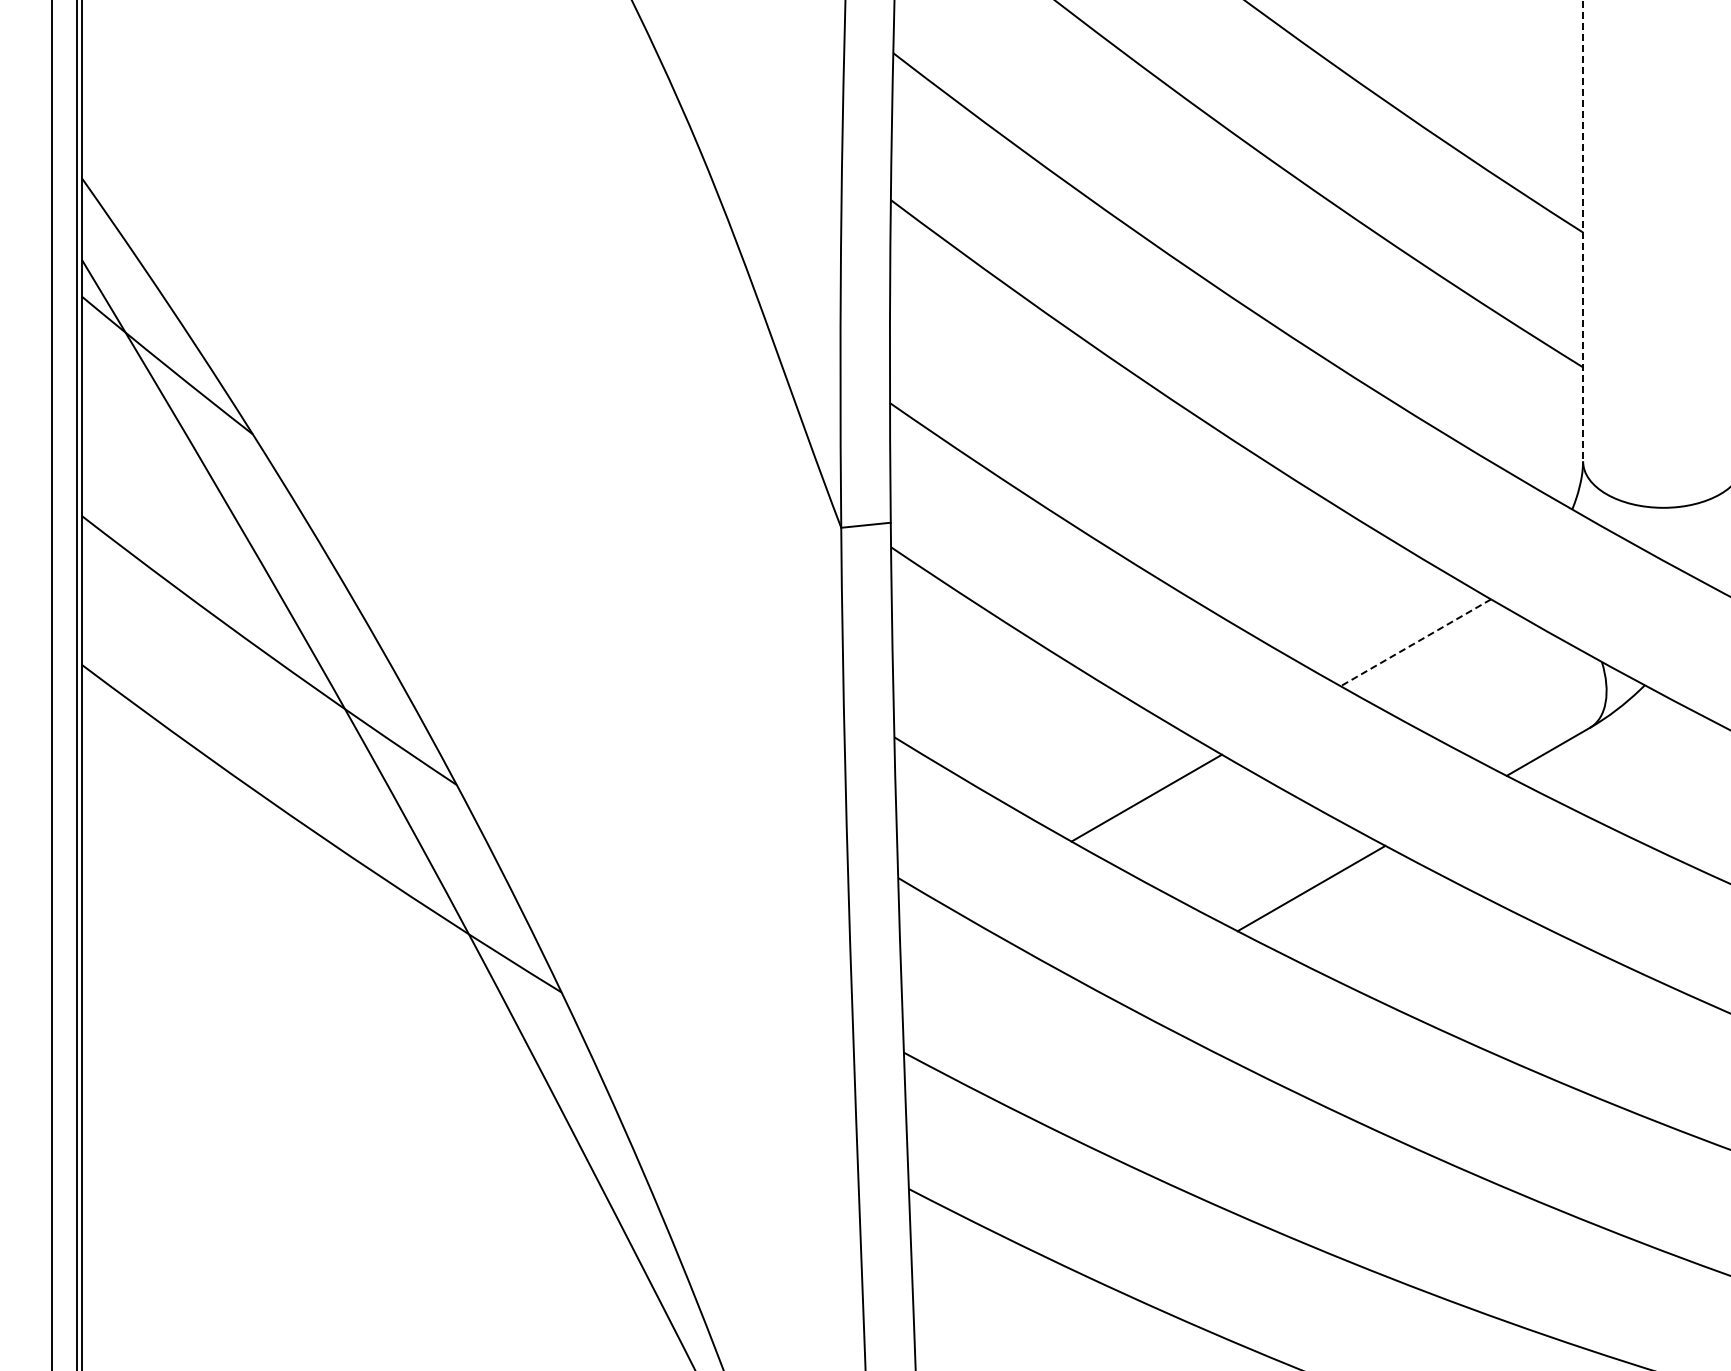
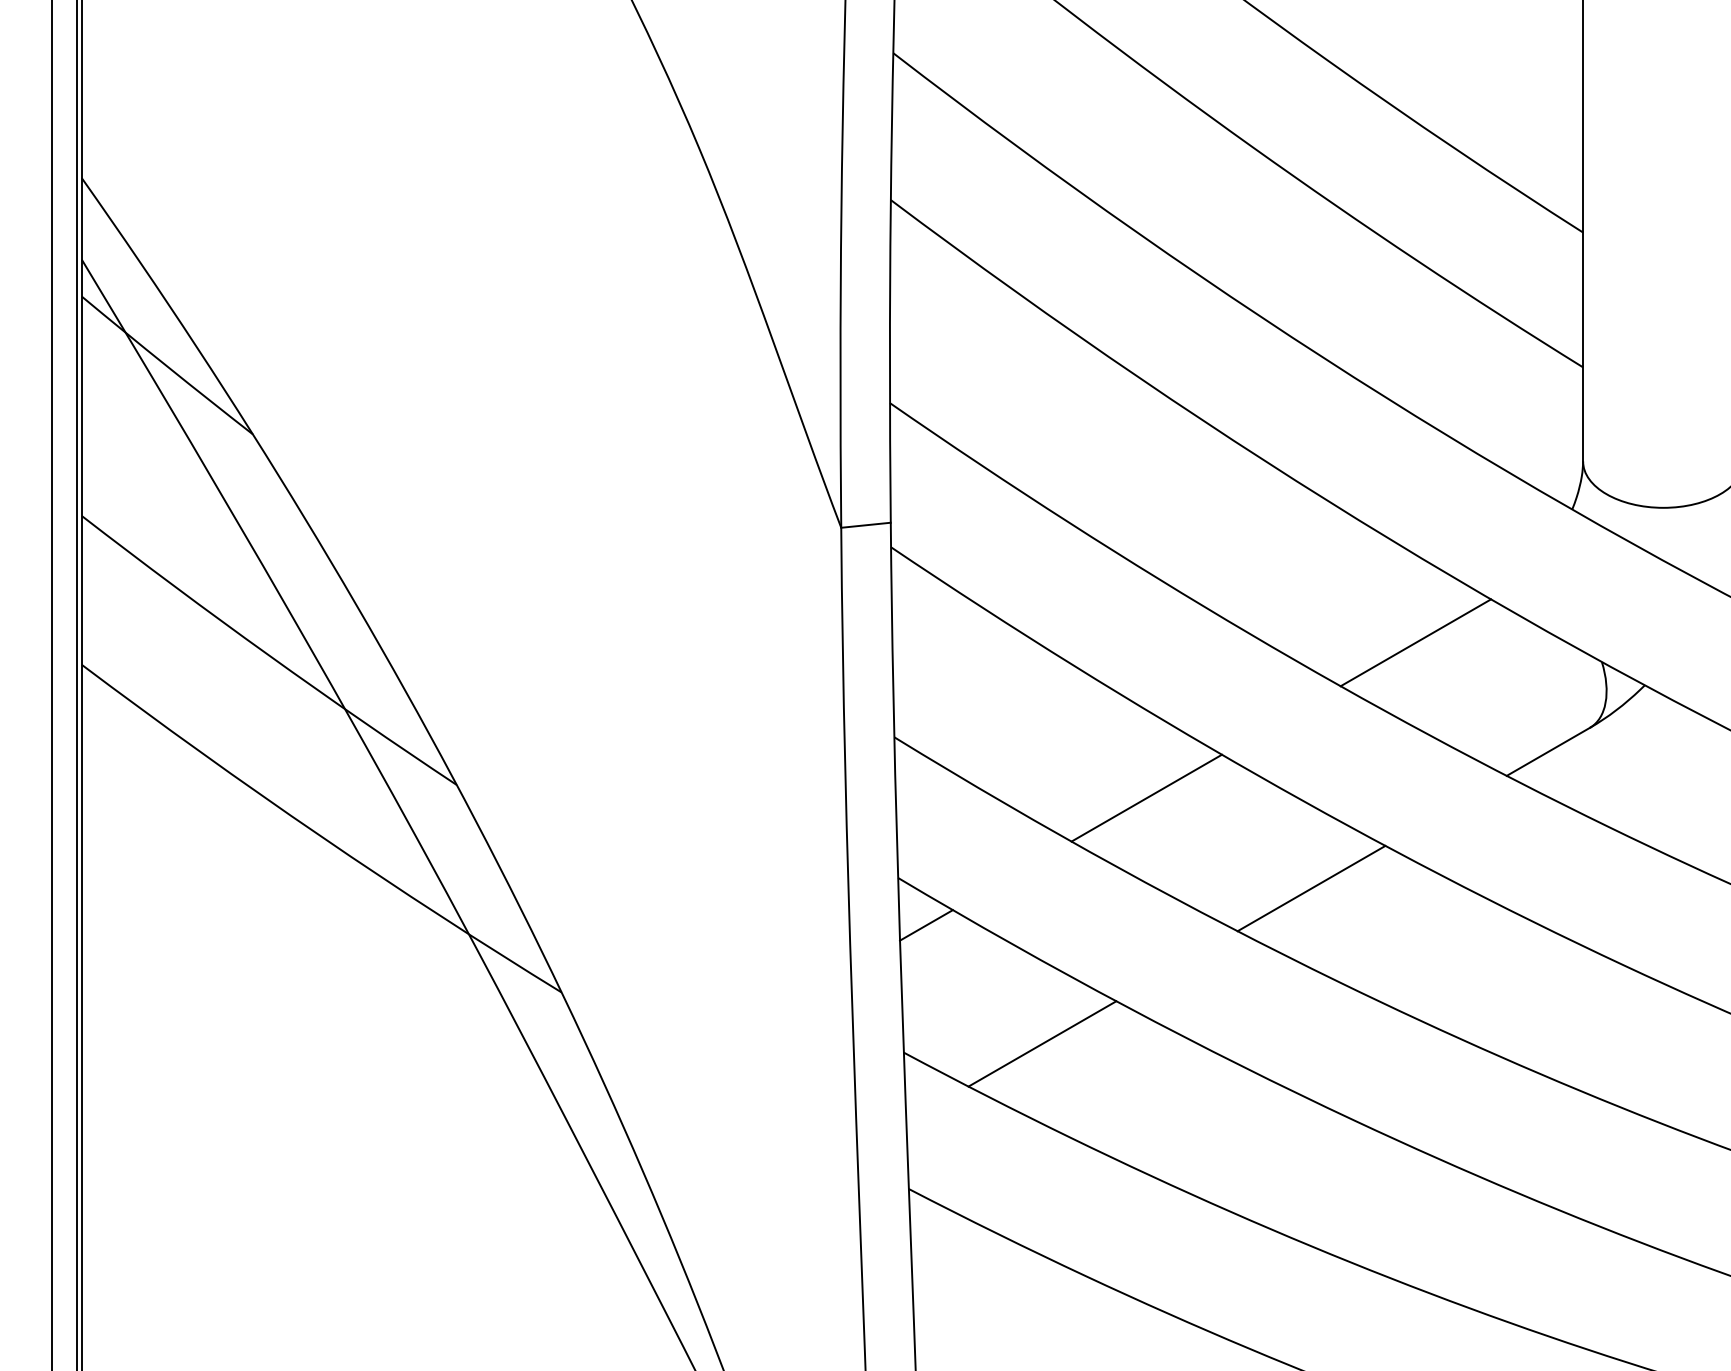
line: dashed -> solid (1583, 231)
line: dashed -> solid (1415, 642)
line: none -> present (926, 925)
line: none -> present (1042, 1043)
